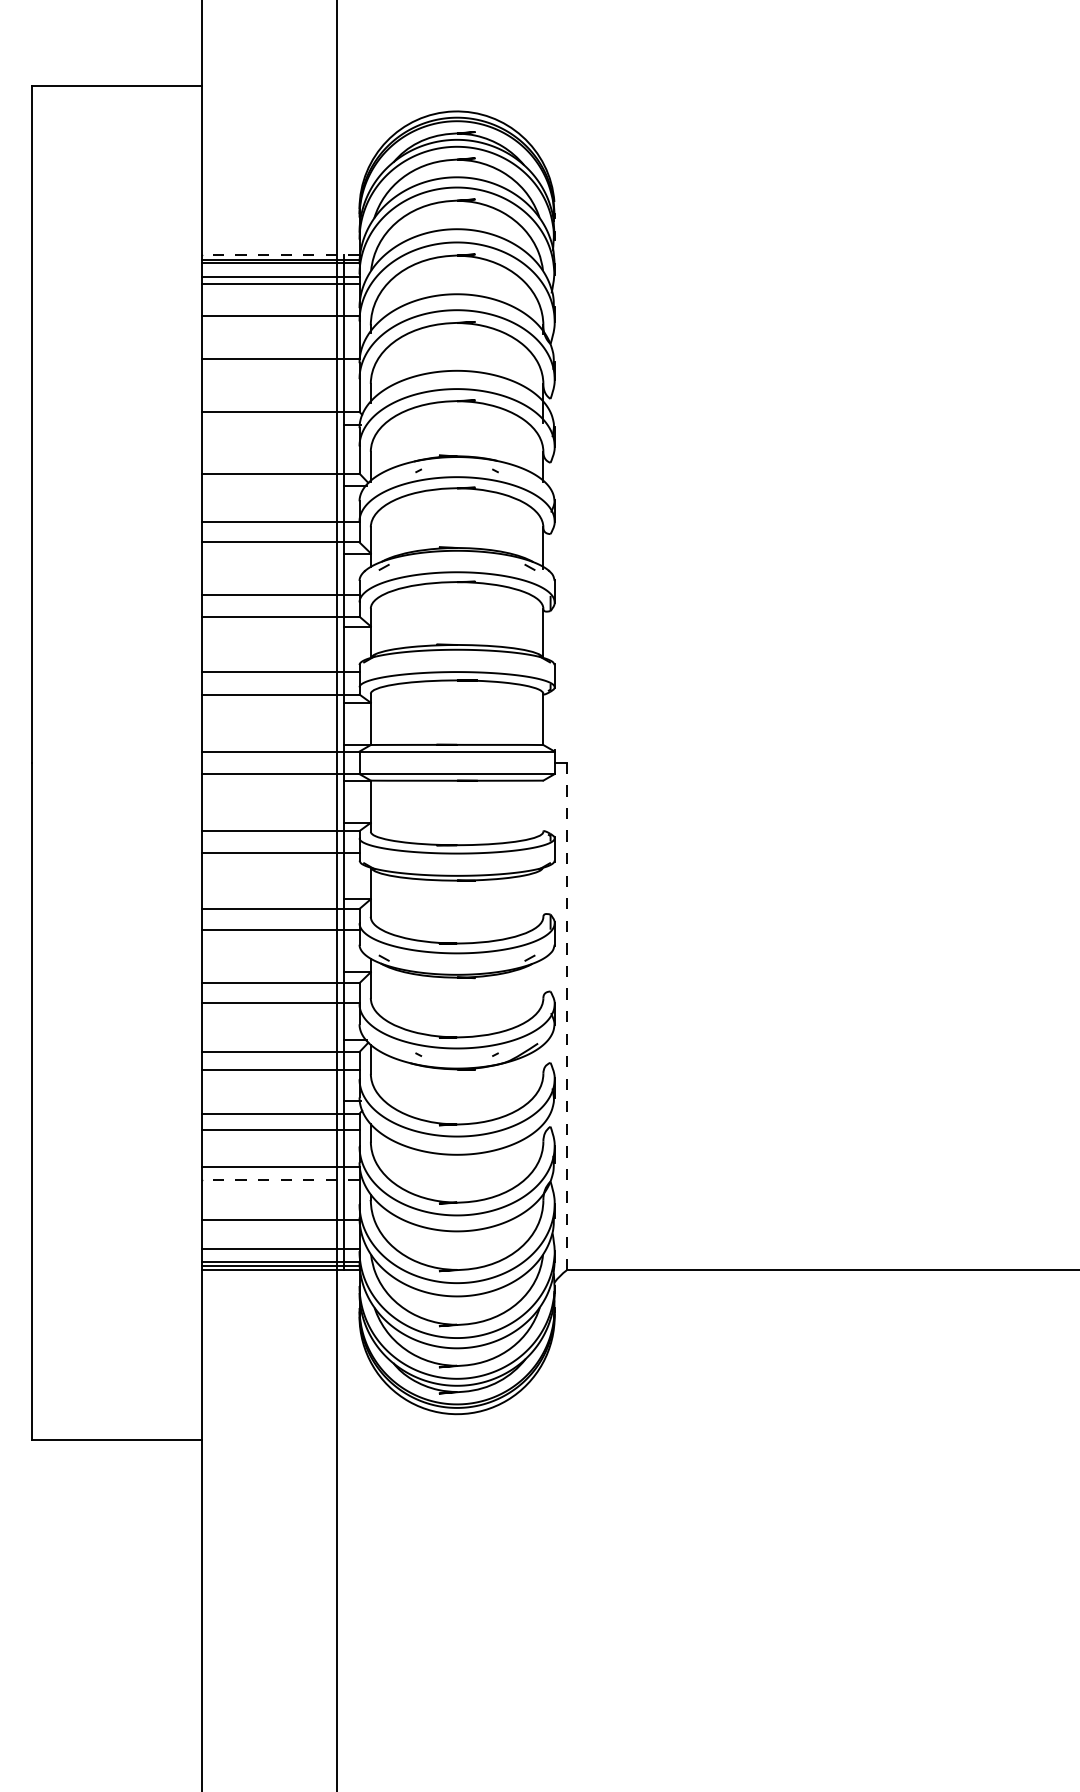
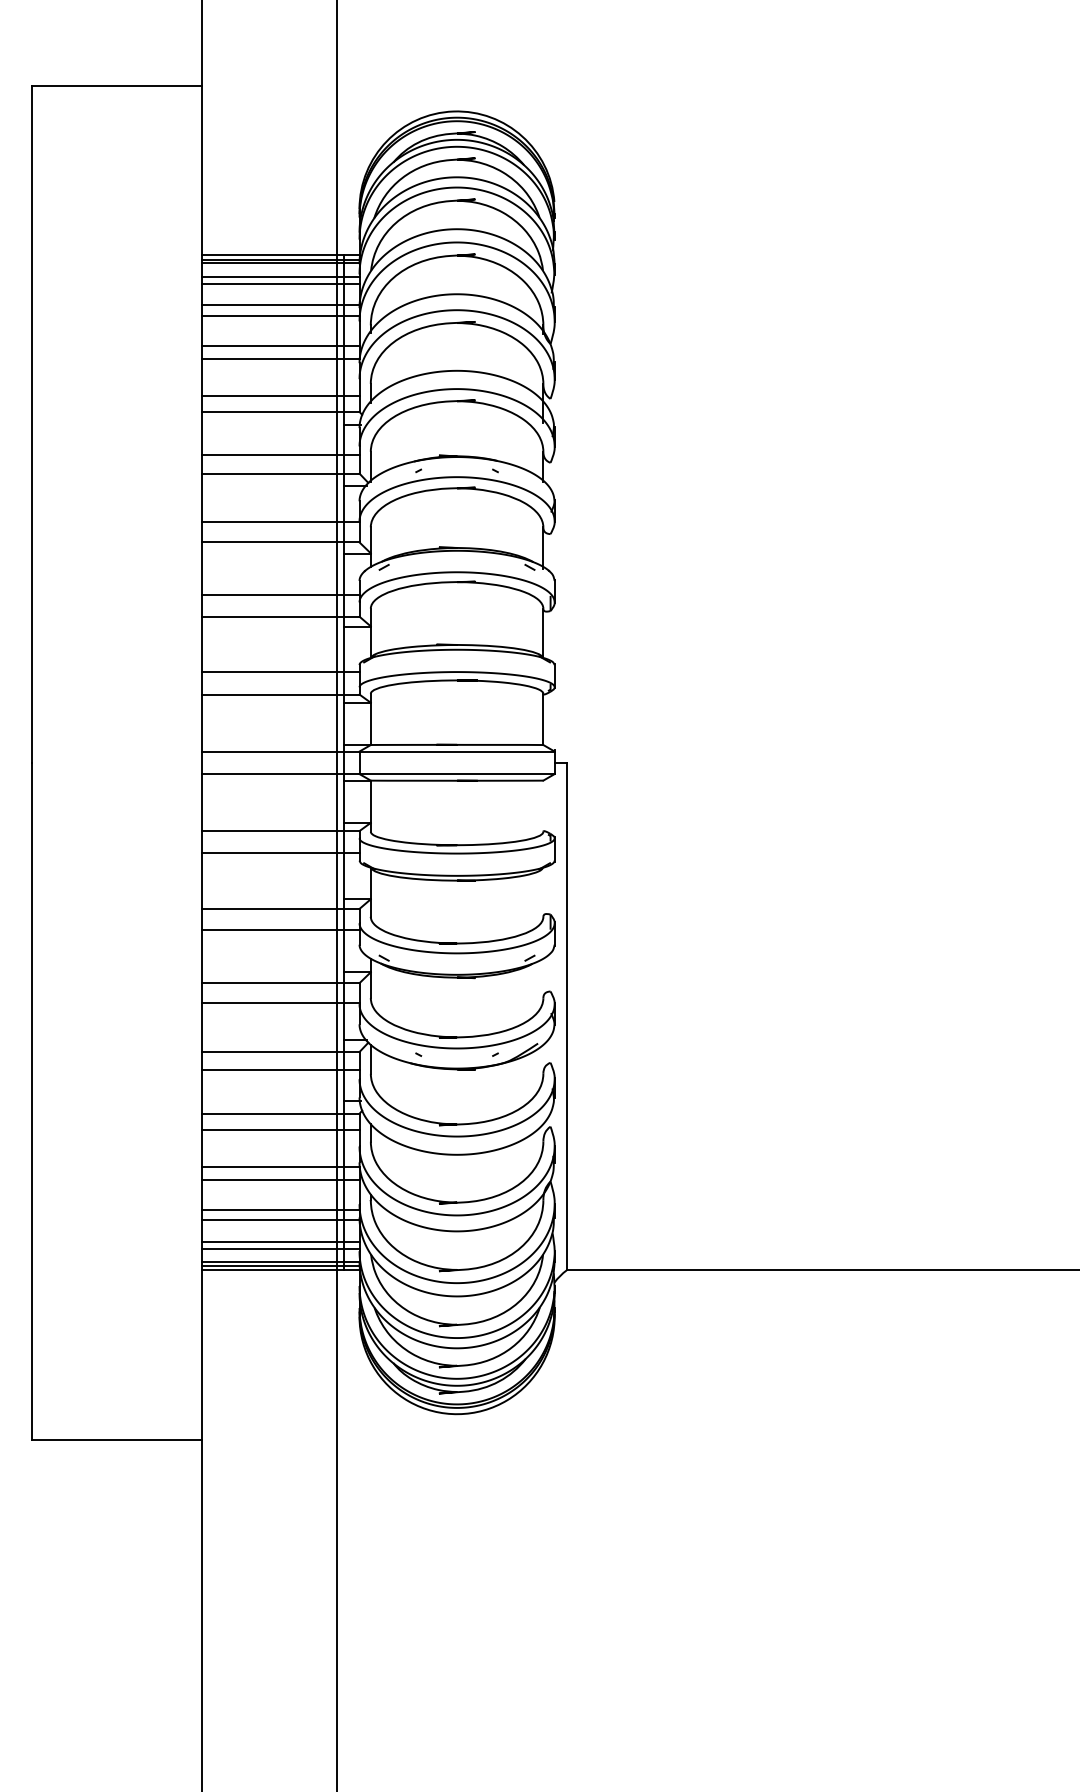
line: dashed -> solid (280, 255)
line: none -> present (280, 305)
line: none -> present (280, 345)
line: none -> present (280, 395)
line: none -> present (280, 455)
line: dashed -> solid (566, 1016)
line: dashed -> solid (280, 1180)
line: none -> present (280, 1209)
line: none -> present (280, 1242)
